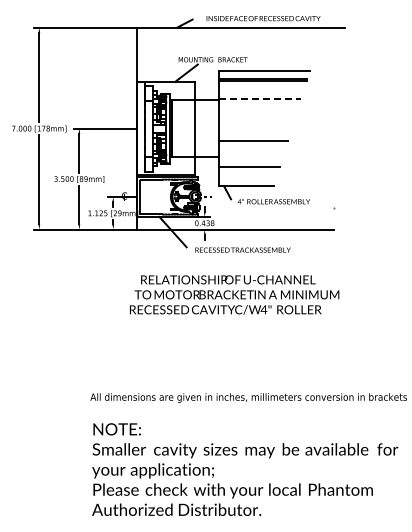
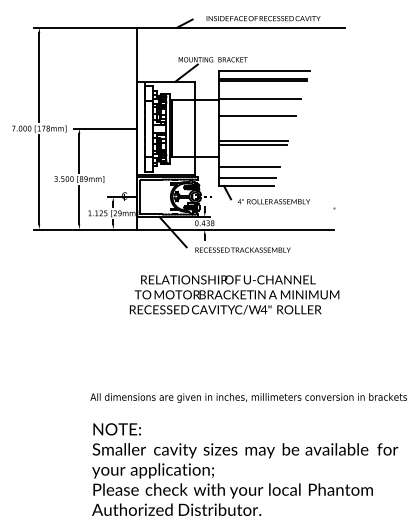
line: dashed -> solid (260, 99)
line: none -> present (257, 116)
line: none -> present (252, 144)
line: none -> present (247, 178)
